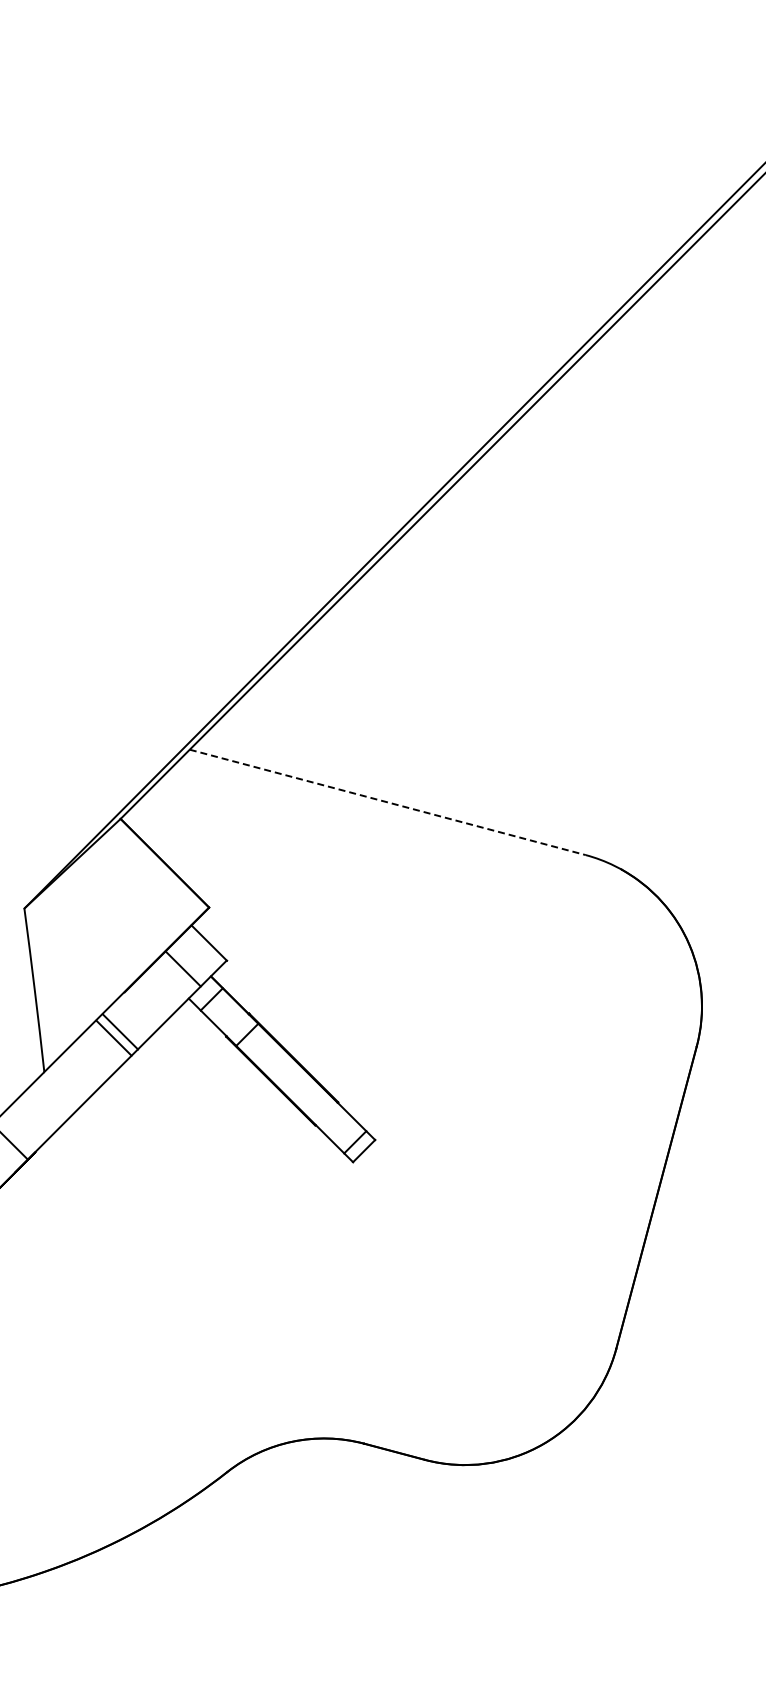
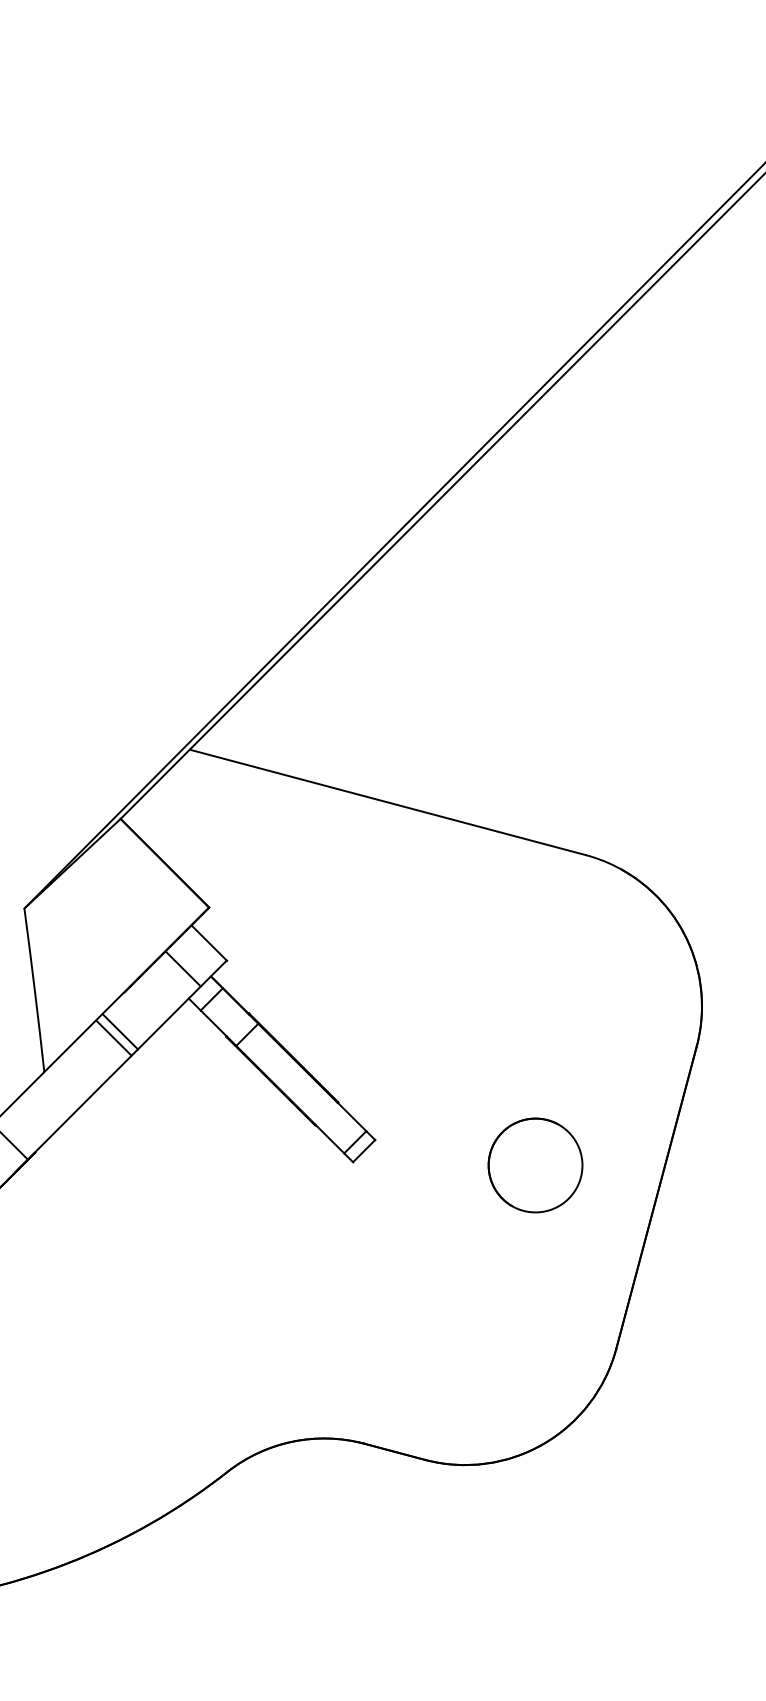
line: dashed -> solid (387, 802)
part: none -> present (535, 1165)
